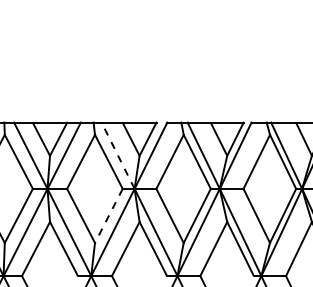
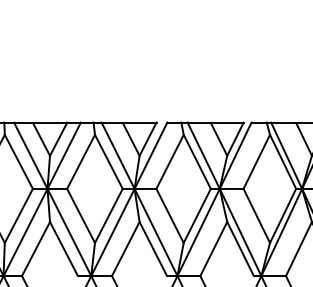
line: dashed -> solid (117, 155)
line: dashed -> solid (108, 216)
